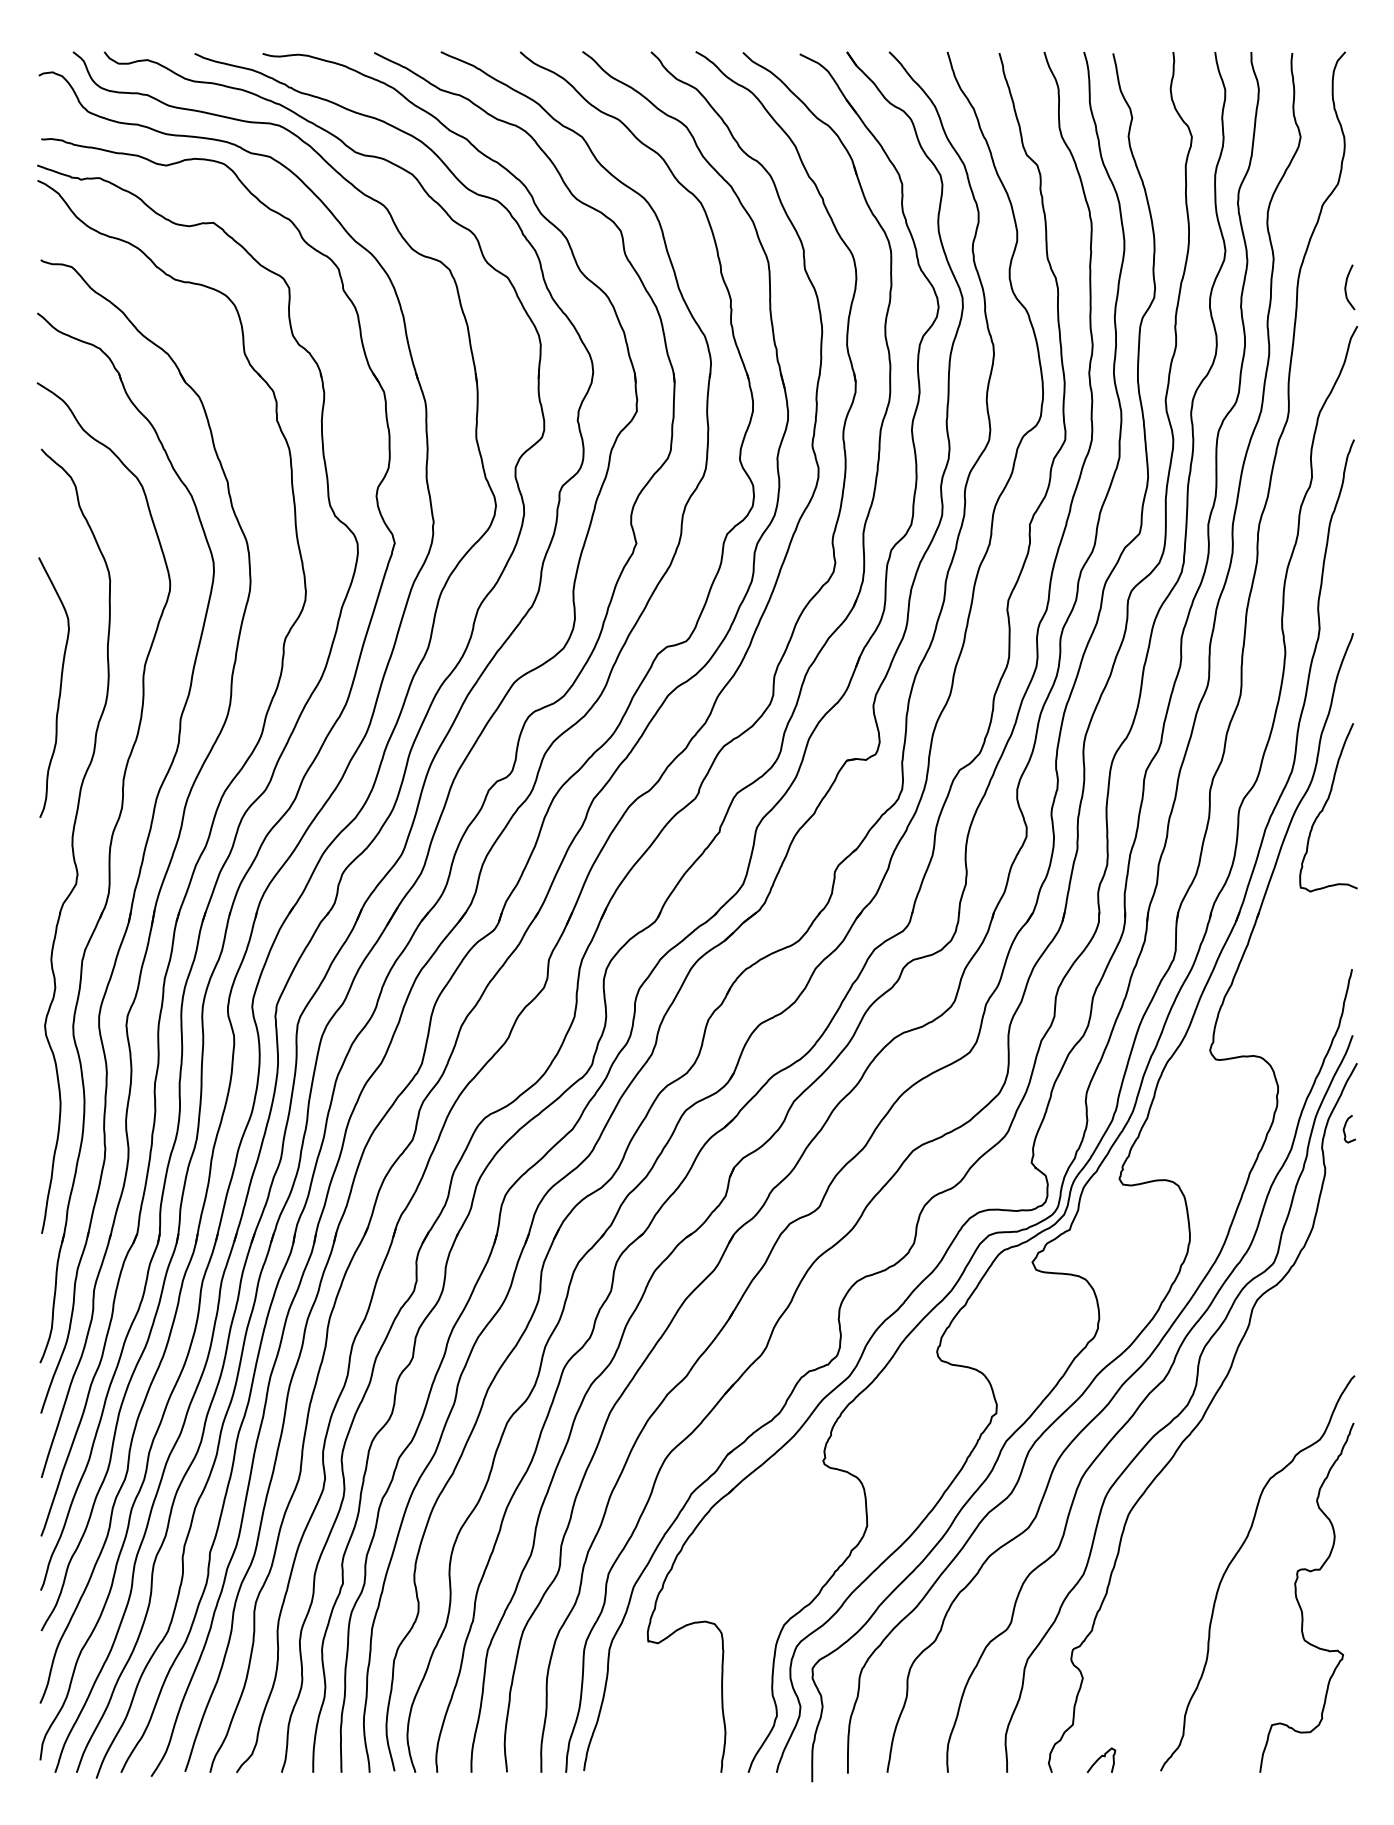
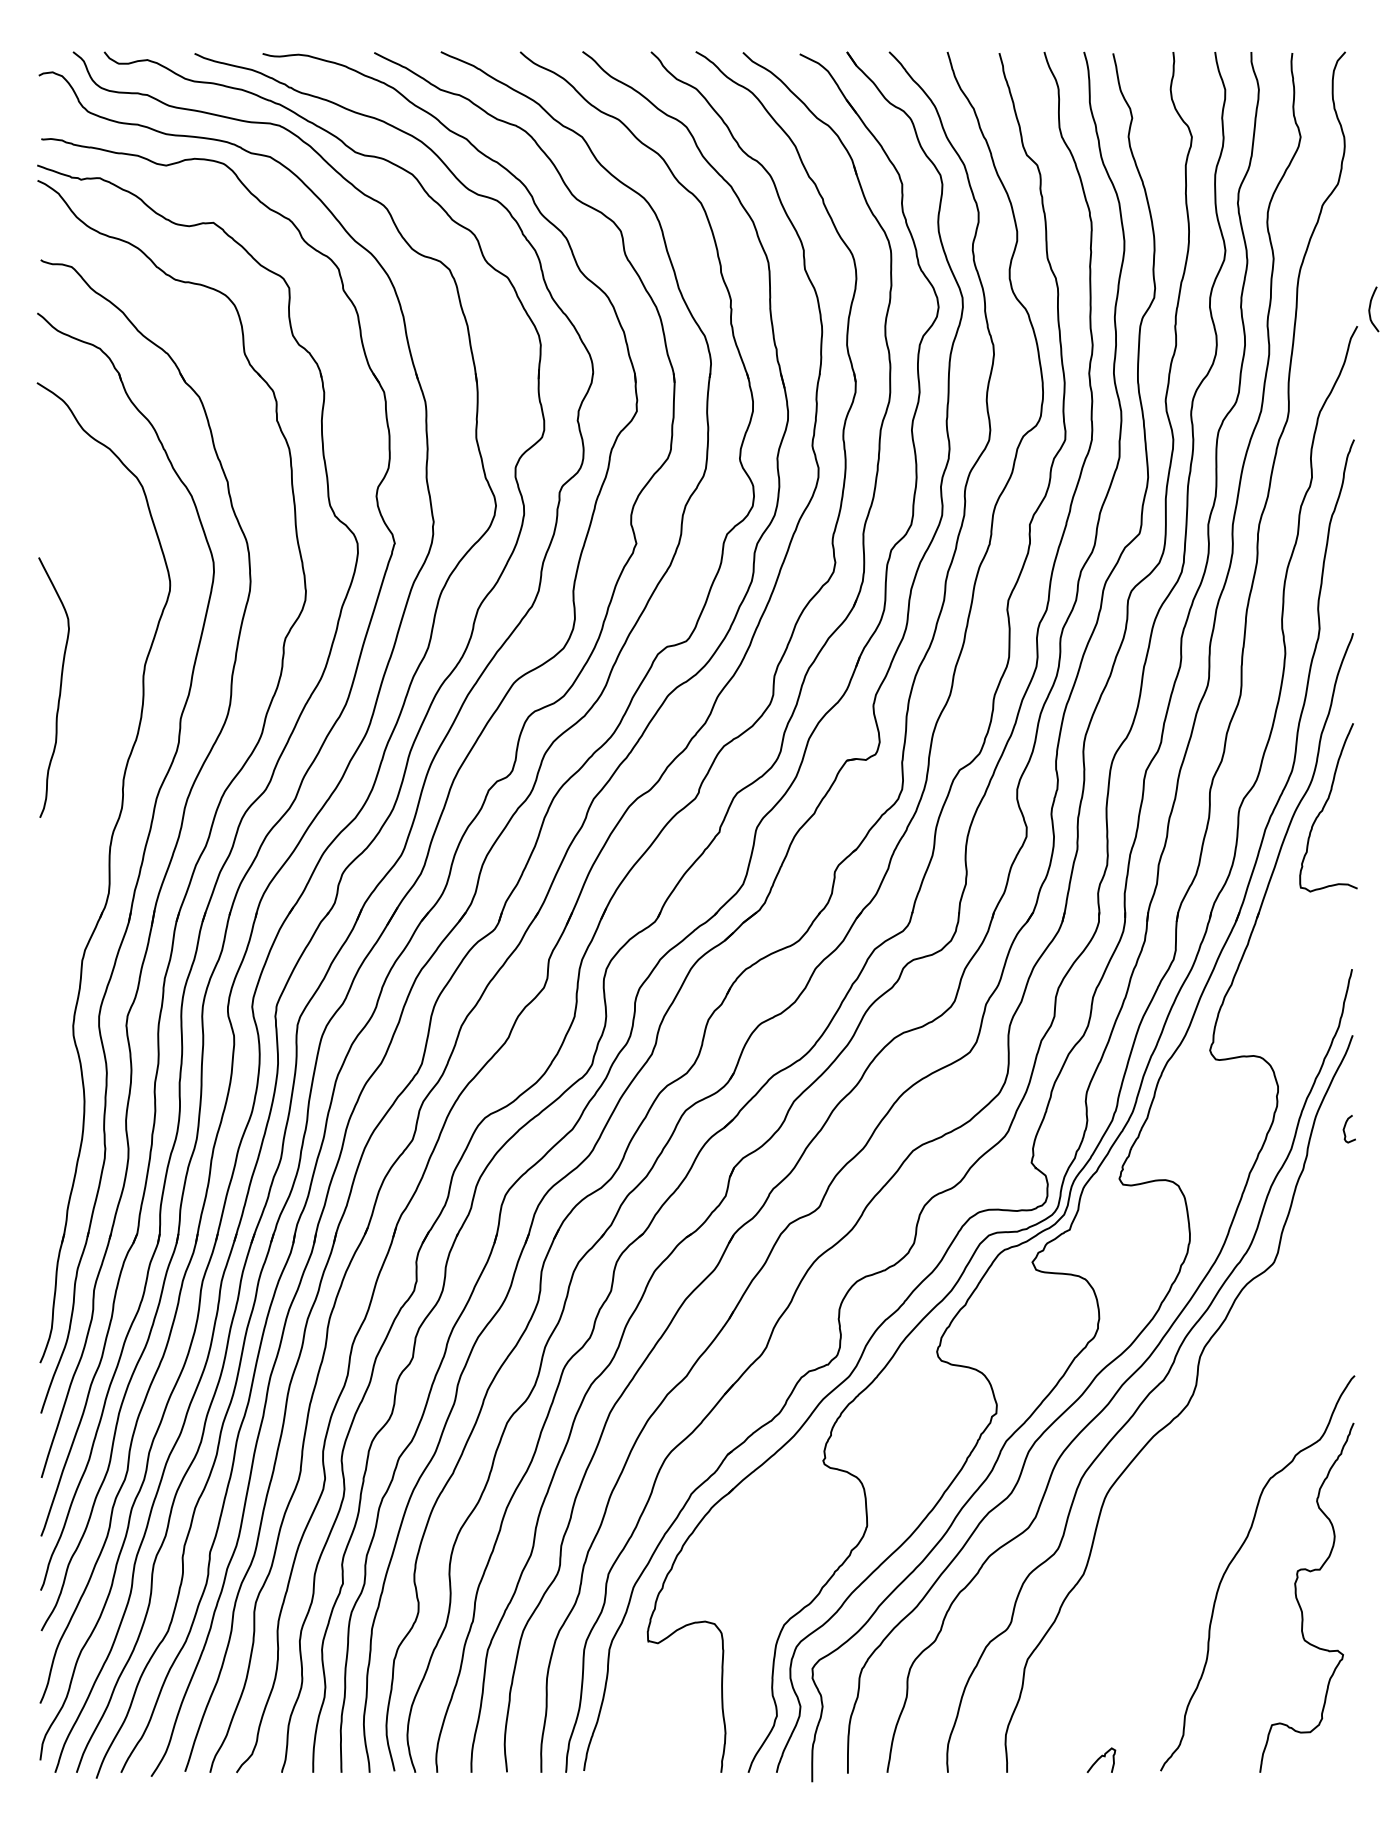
curve position: (1346, 287) -> (1370, 309) (1370, 309)
part: present -> none (75, 840)
curve: present -> none (1202, 1417)
